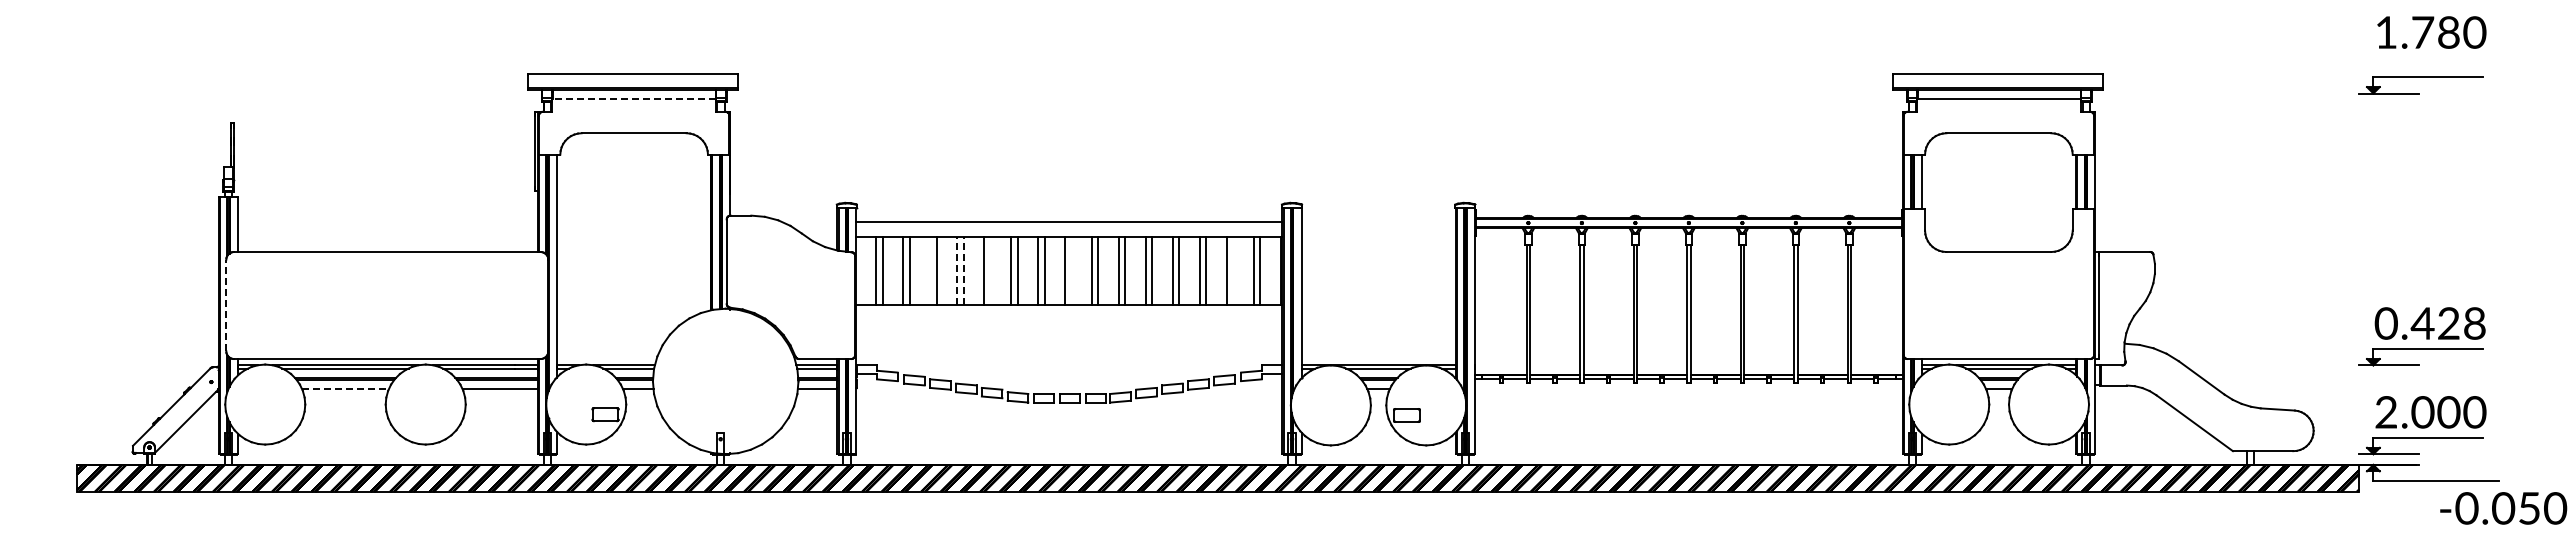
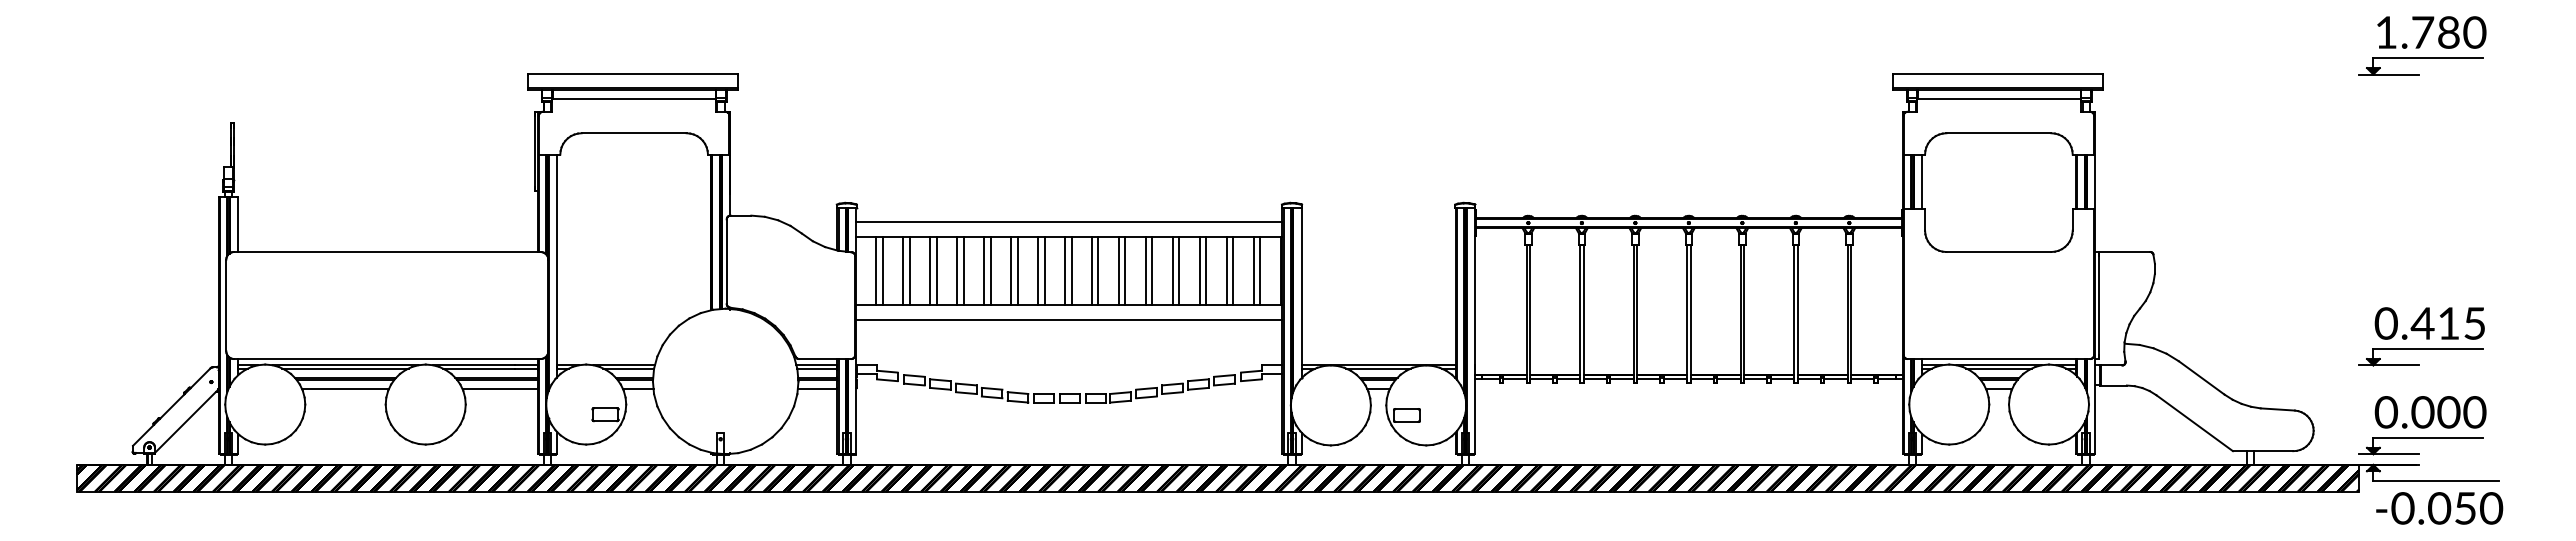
part position: (2420, 77) -> (2420, 58) (2420, 58)
line: dashed -> solid (634, 98)
line: none -> present (930, 270)
line: dashed -> solid (957, 270)
line: dashed -> solid (963, 270)
line: none -> present (990, 270)
line: none -> present (1071, 270)
line: none -> present (1233, 270)
line: dashed -> solid (226, 305)
line: none -> present (1069, 320)
text: 0.428 -> 0.415 (2461, 323)
line: dashed -> solid (346, 389)
text: 2.000 -> 0.000 (2385, 412)
text position: (2503, 508) -> (2439, 508) (2439, 508)
